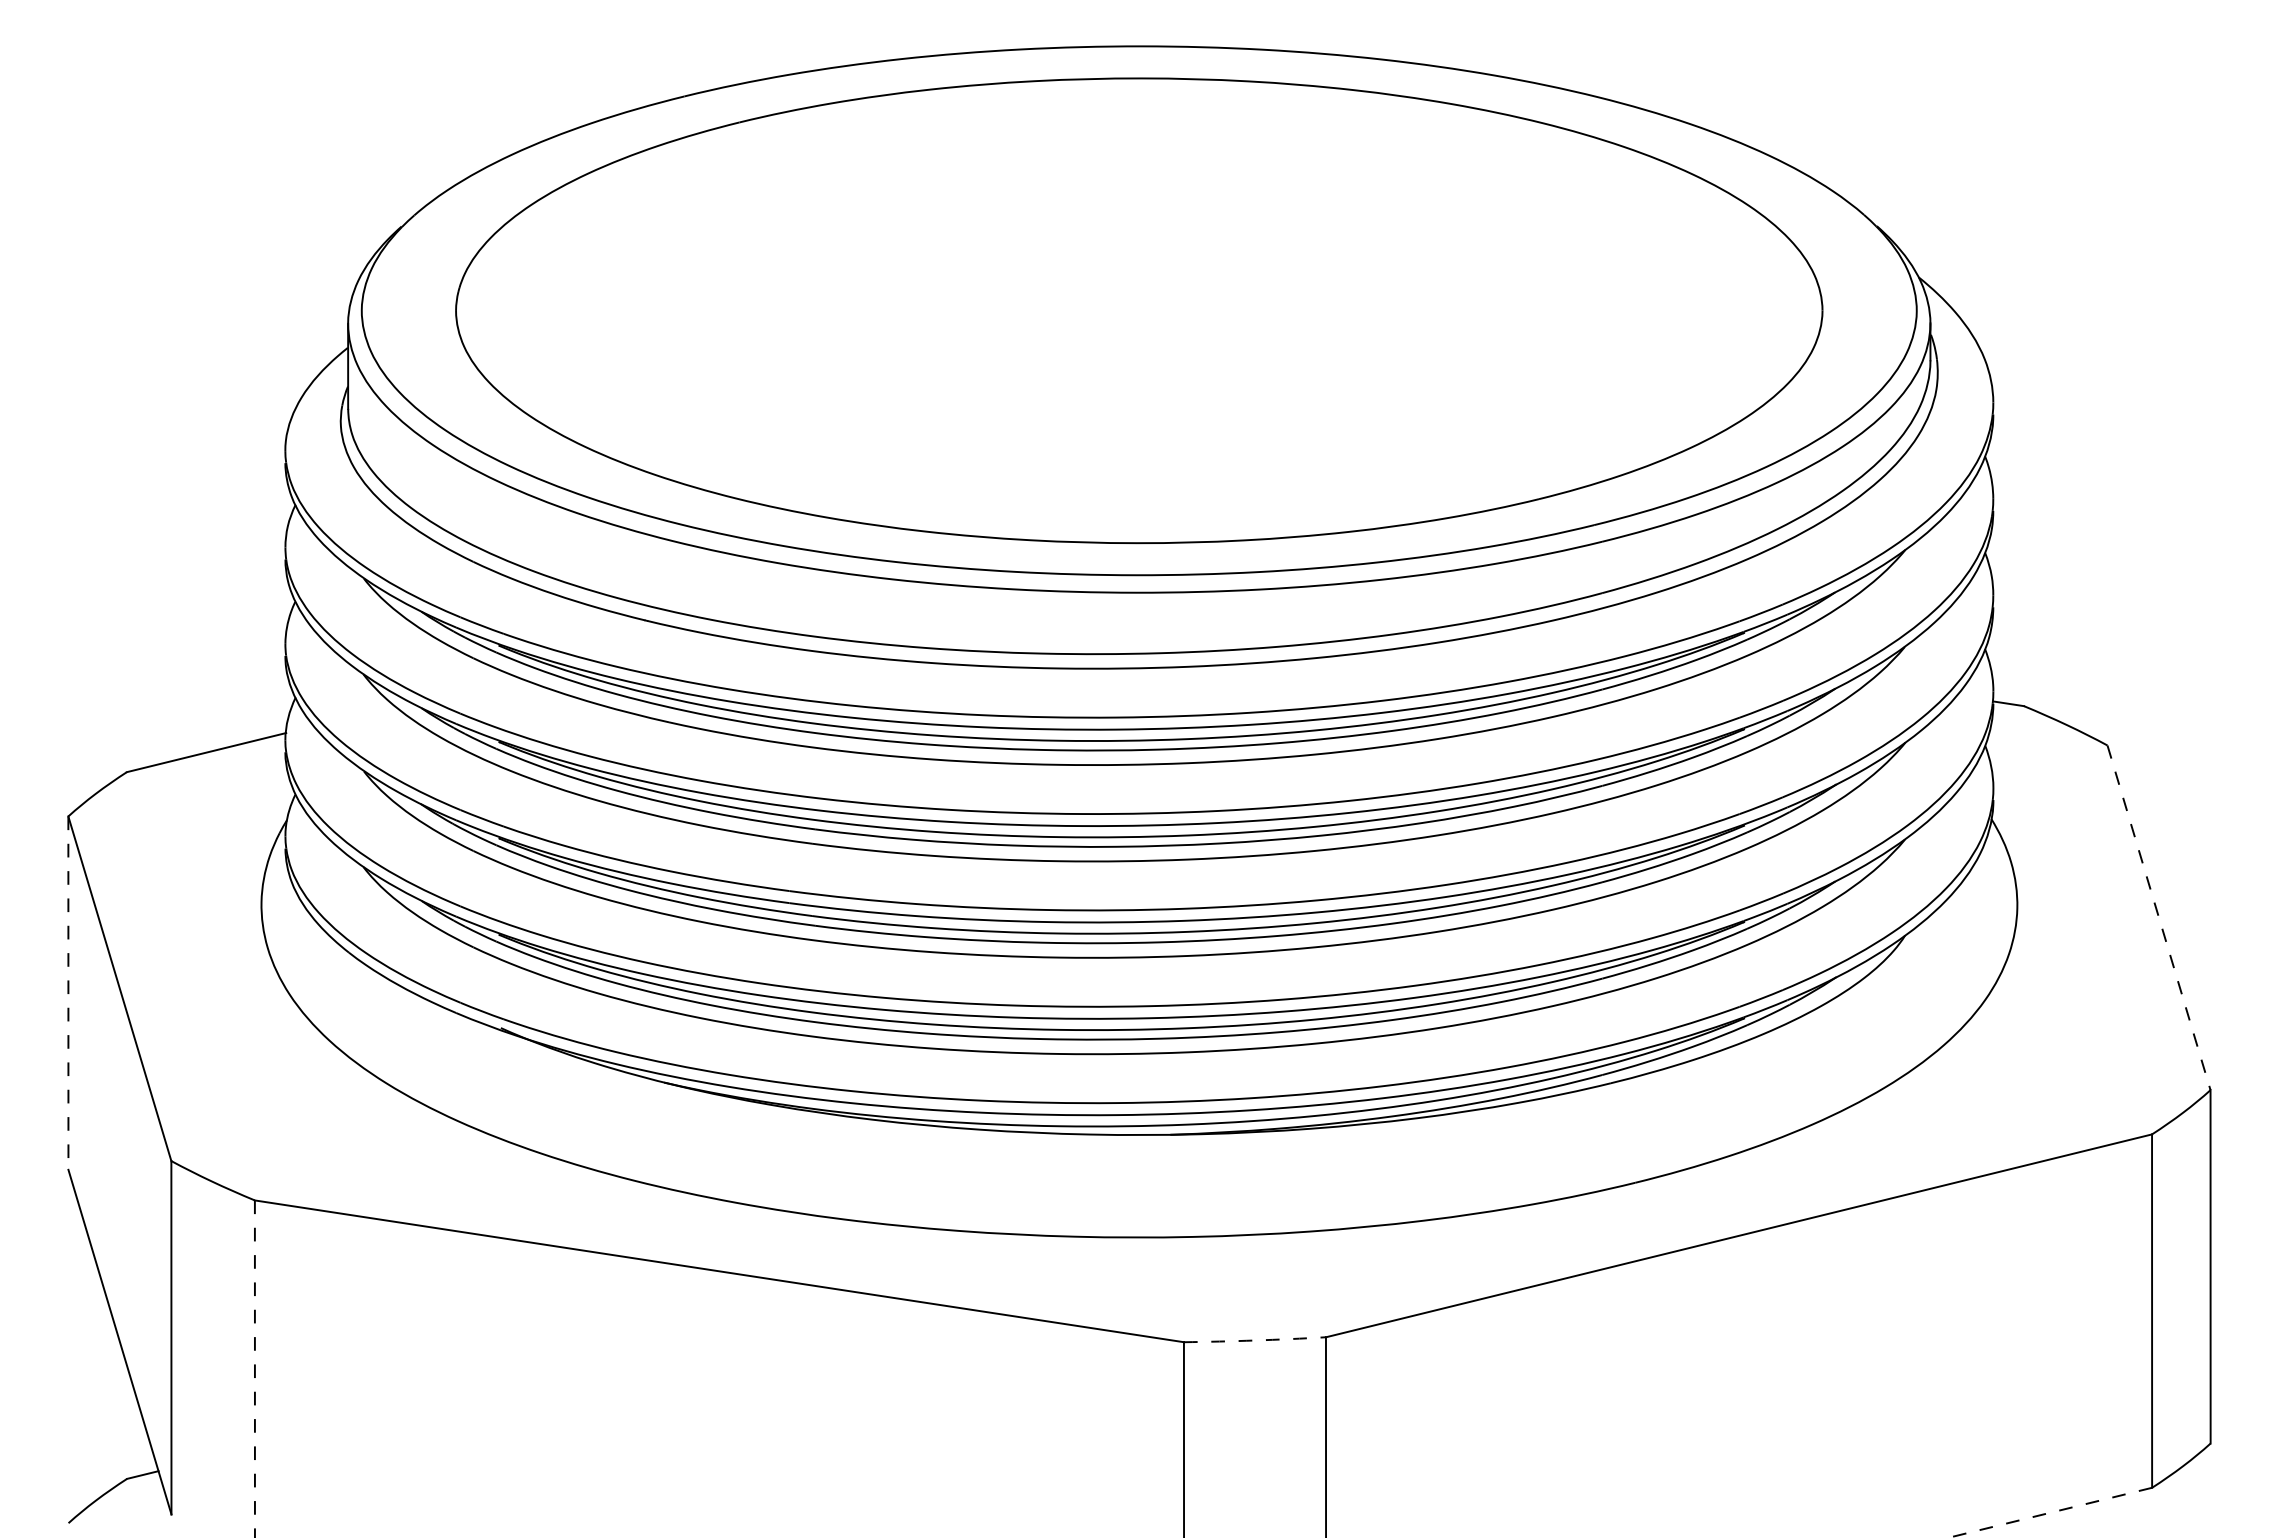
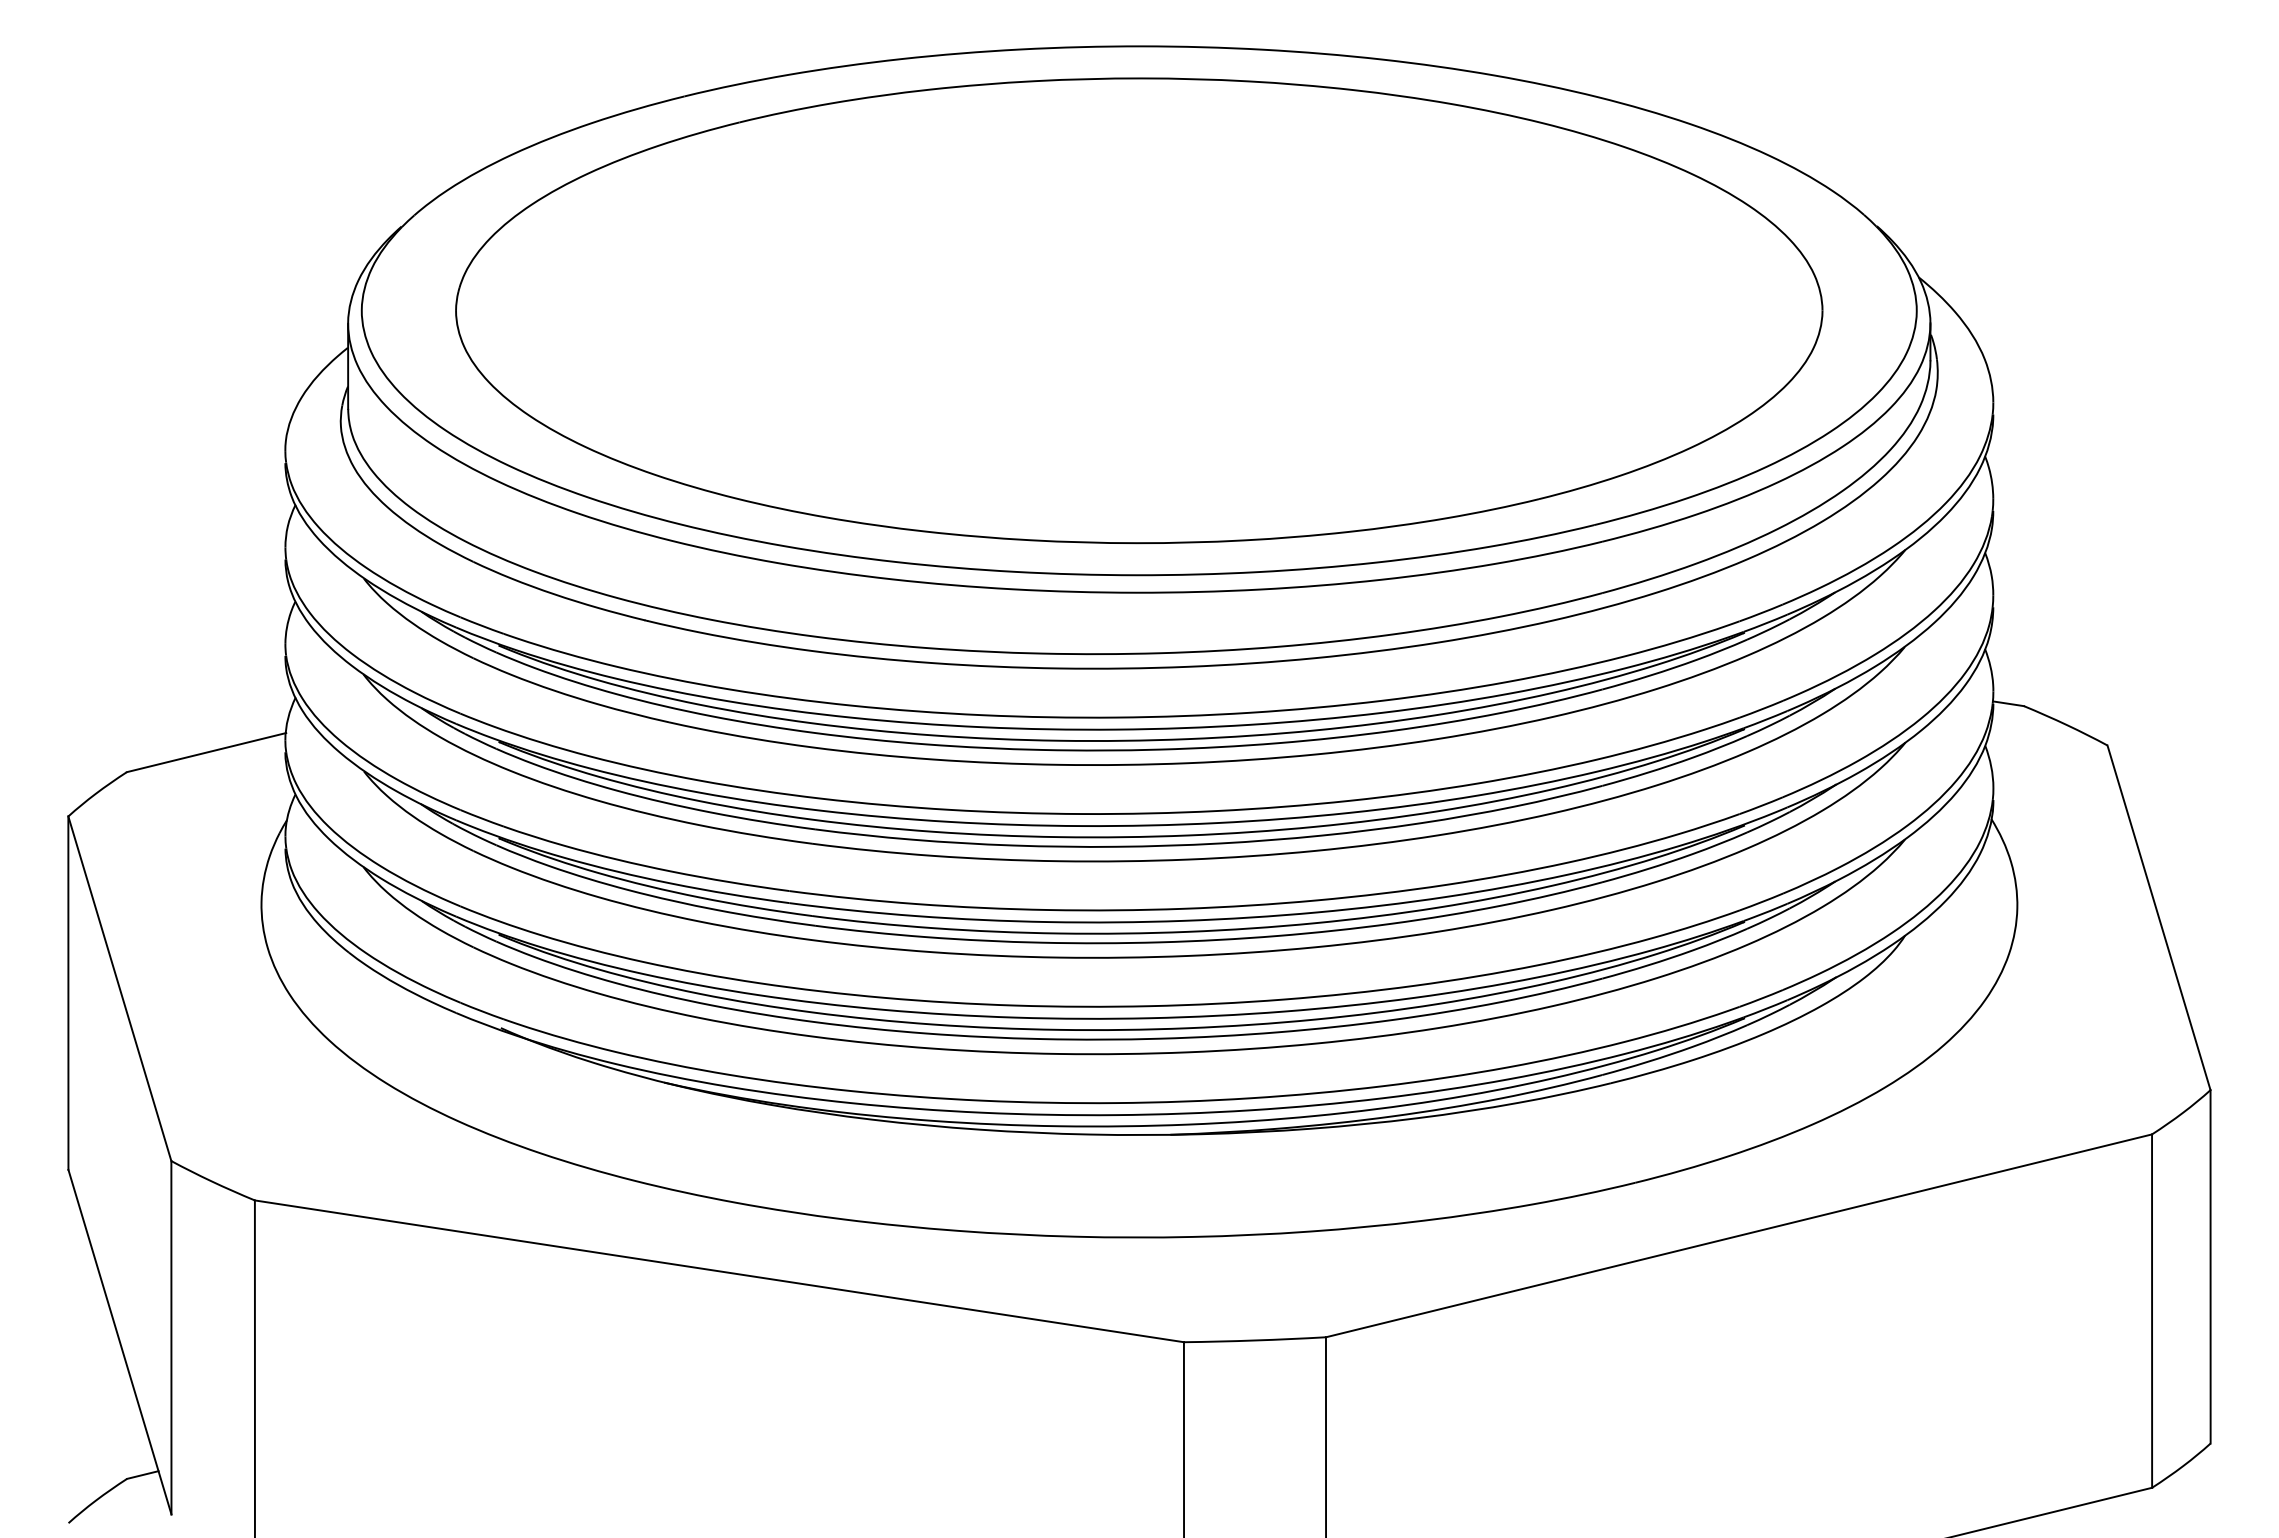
line: dashed -> solid (2159, 917)
line: dashed -> solid (68, 993)
arc: dashed -> solid (1255, 1340)
line: dashed -> solid (254, 1369)
line: dashed -> solid (2050, 1512)
